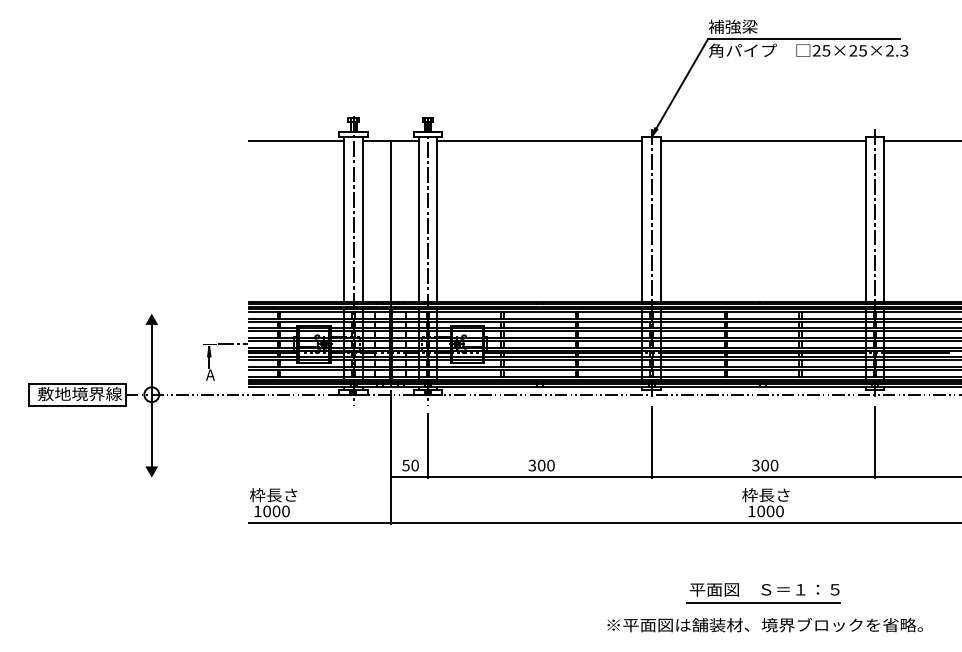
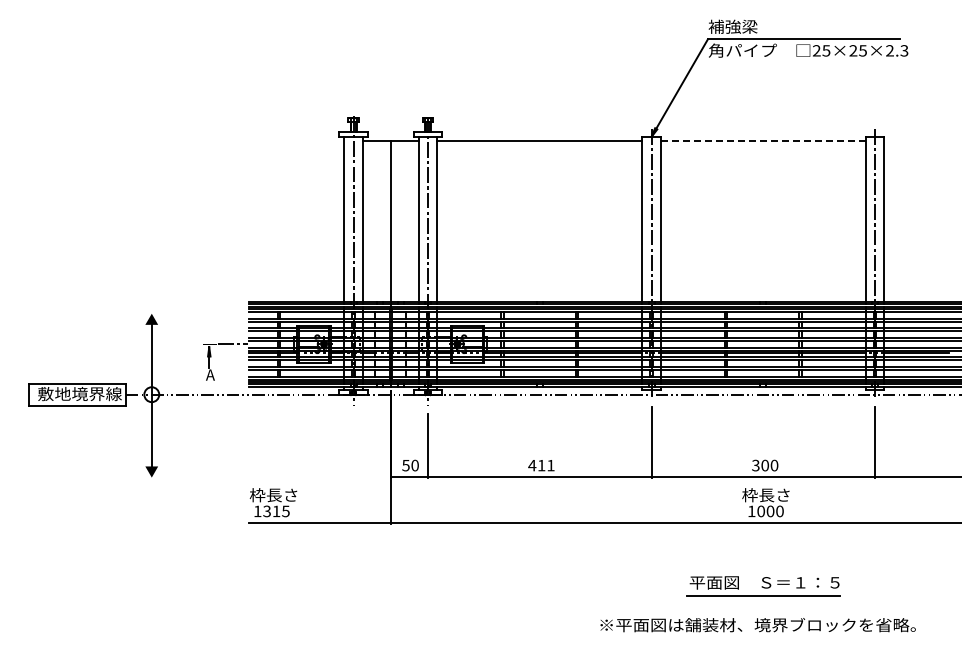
line: present -> none (296, 140)
line: solid -> dashed (762, 140)
line: present -> none (921, 140)
text: 300 -> 411 (541, 465)
text: 1000 -> 1315 (276, 511)
part position: (763, 593) -> (763, 586) (763, 586)
text position: (764, 625) -> (757, 625) (757, 625)
